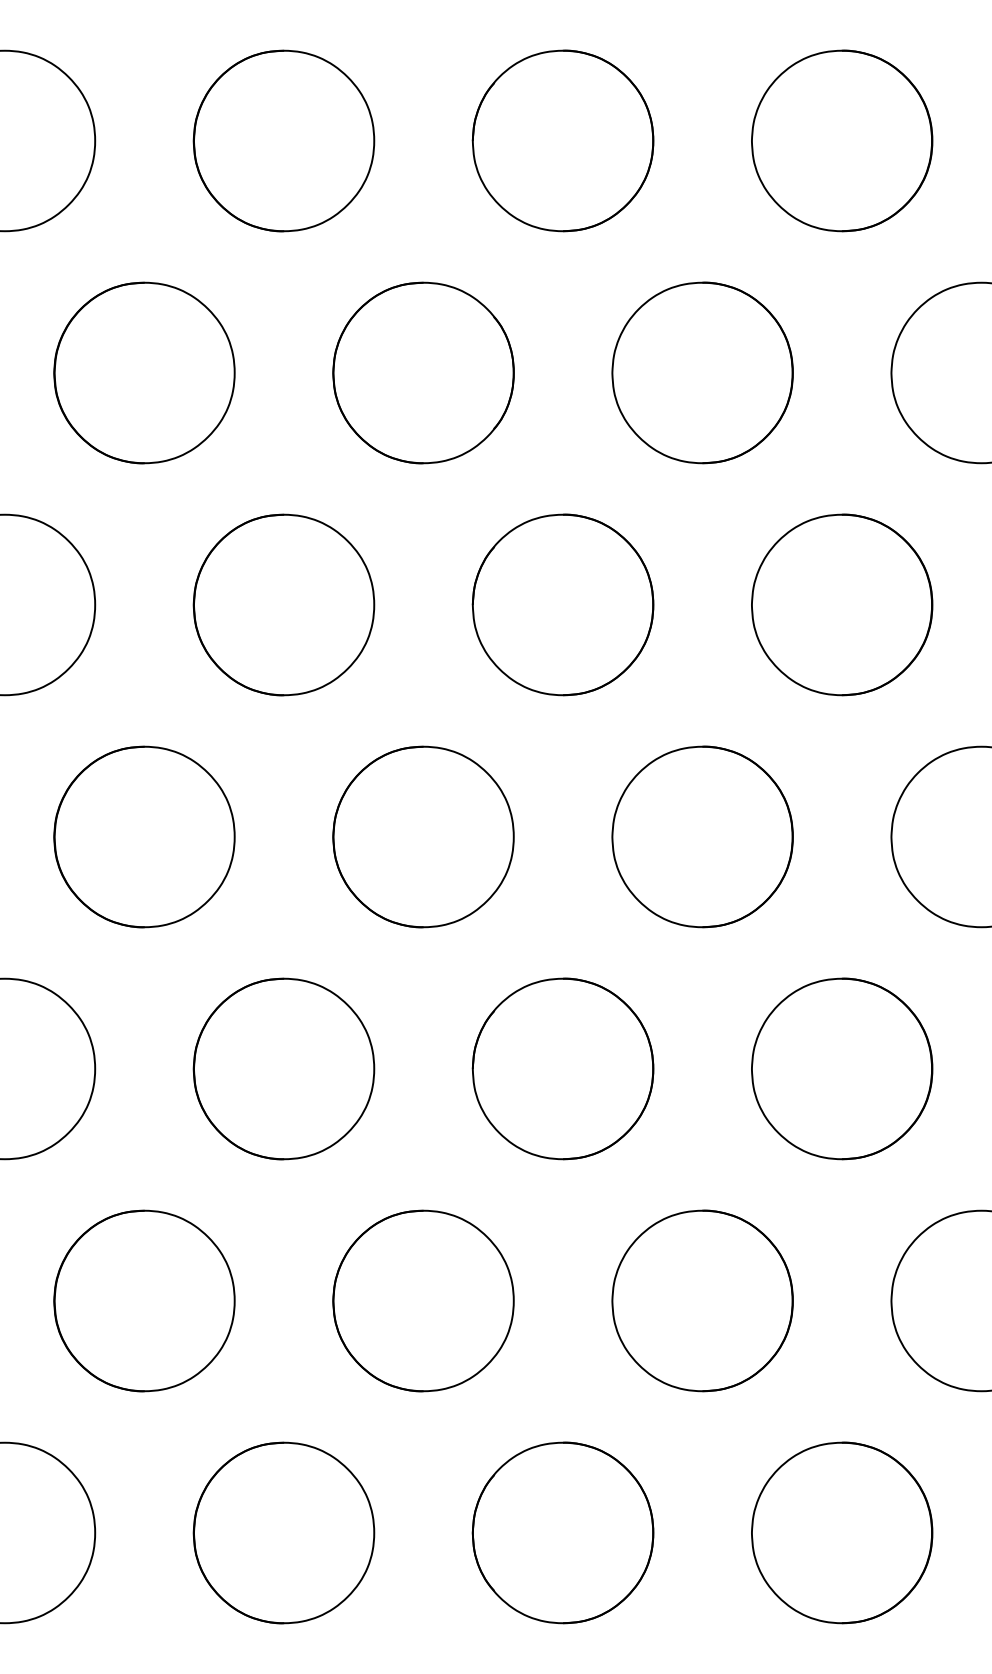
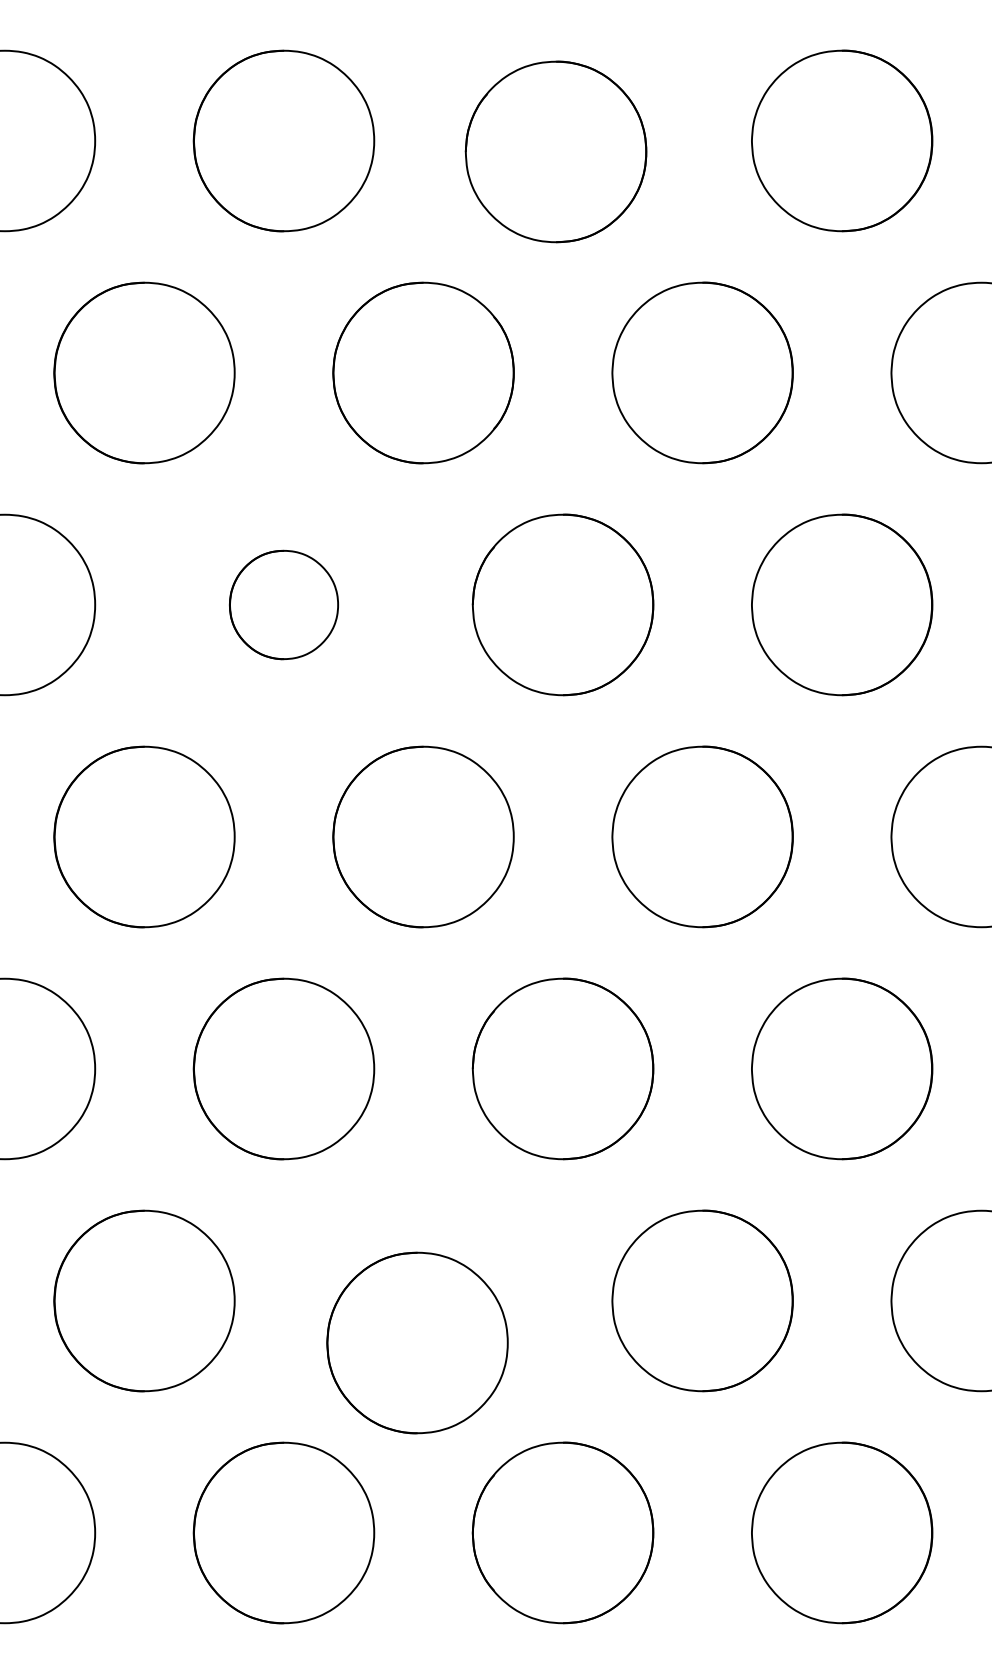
part position: (562, 140) -> (555, 151) (555, 151)
part size: 184x184 px -> 110x112 px (283, 604)
part position: (423, 1300) -> (417, 1342) (417, 1342)
